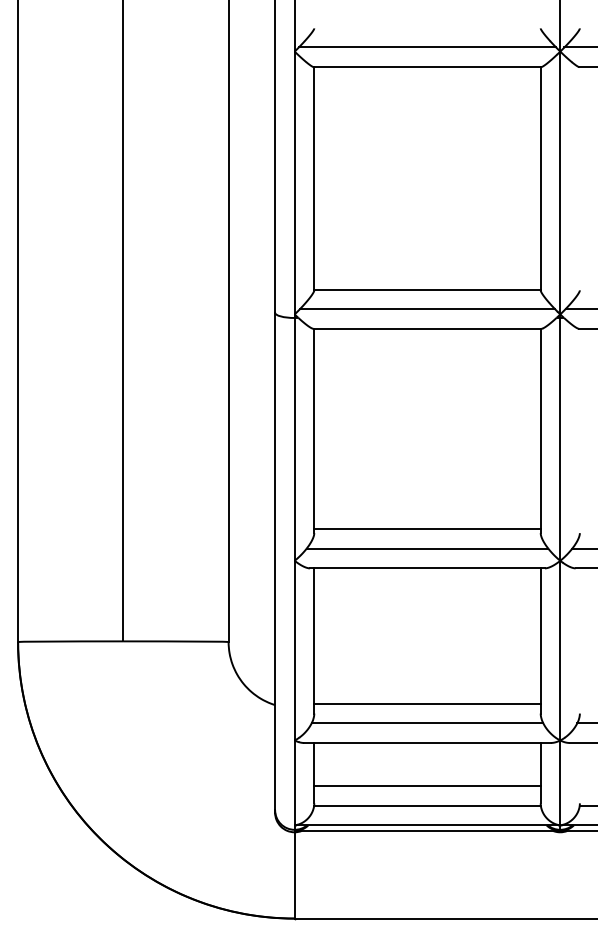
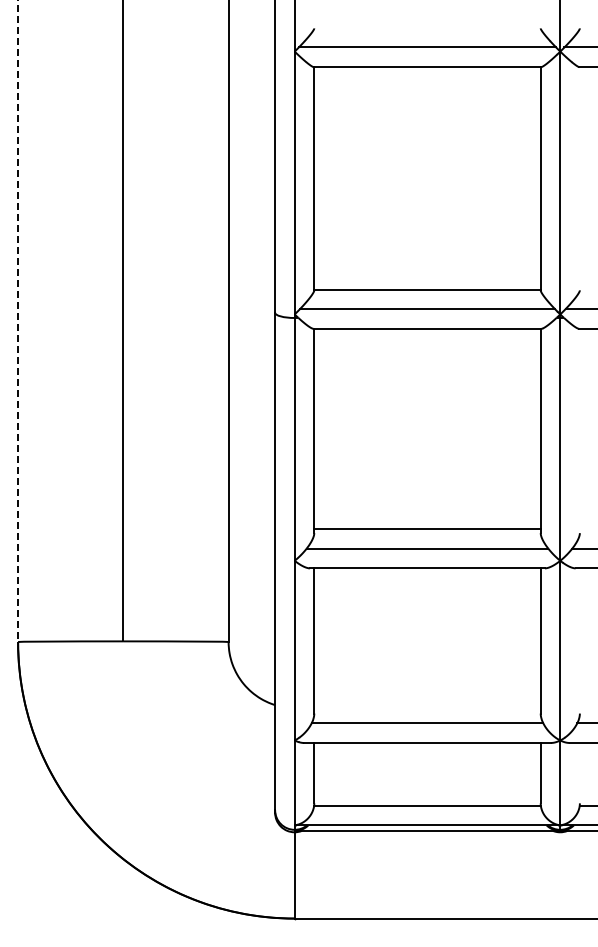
line: solid -> dashed (18, 321)
line: present -> none (427, 703)
line: present -> none (427, 786)
